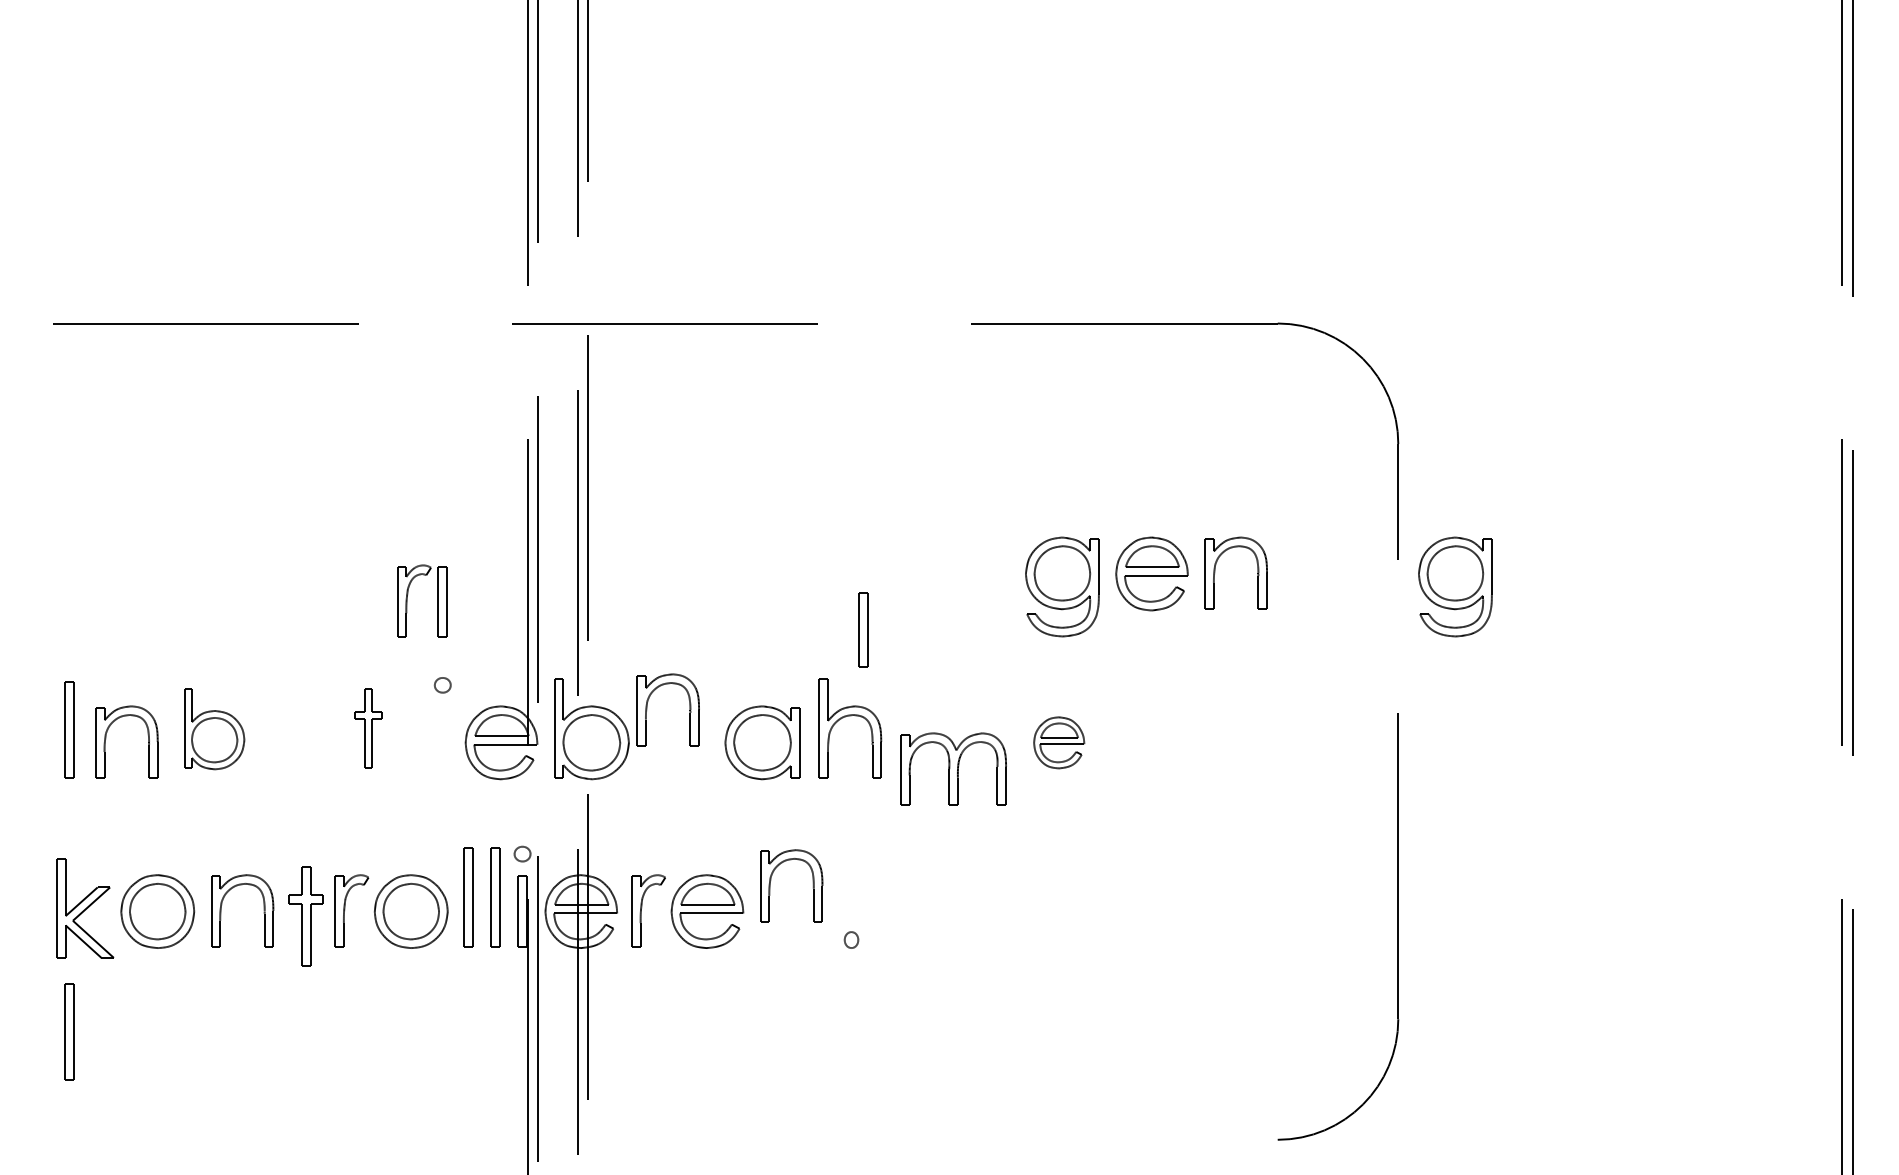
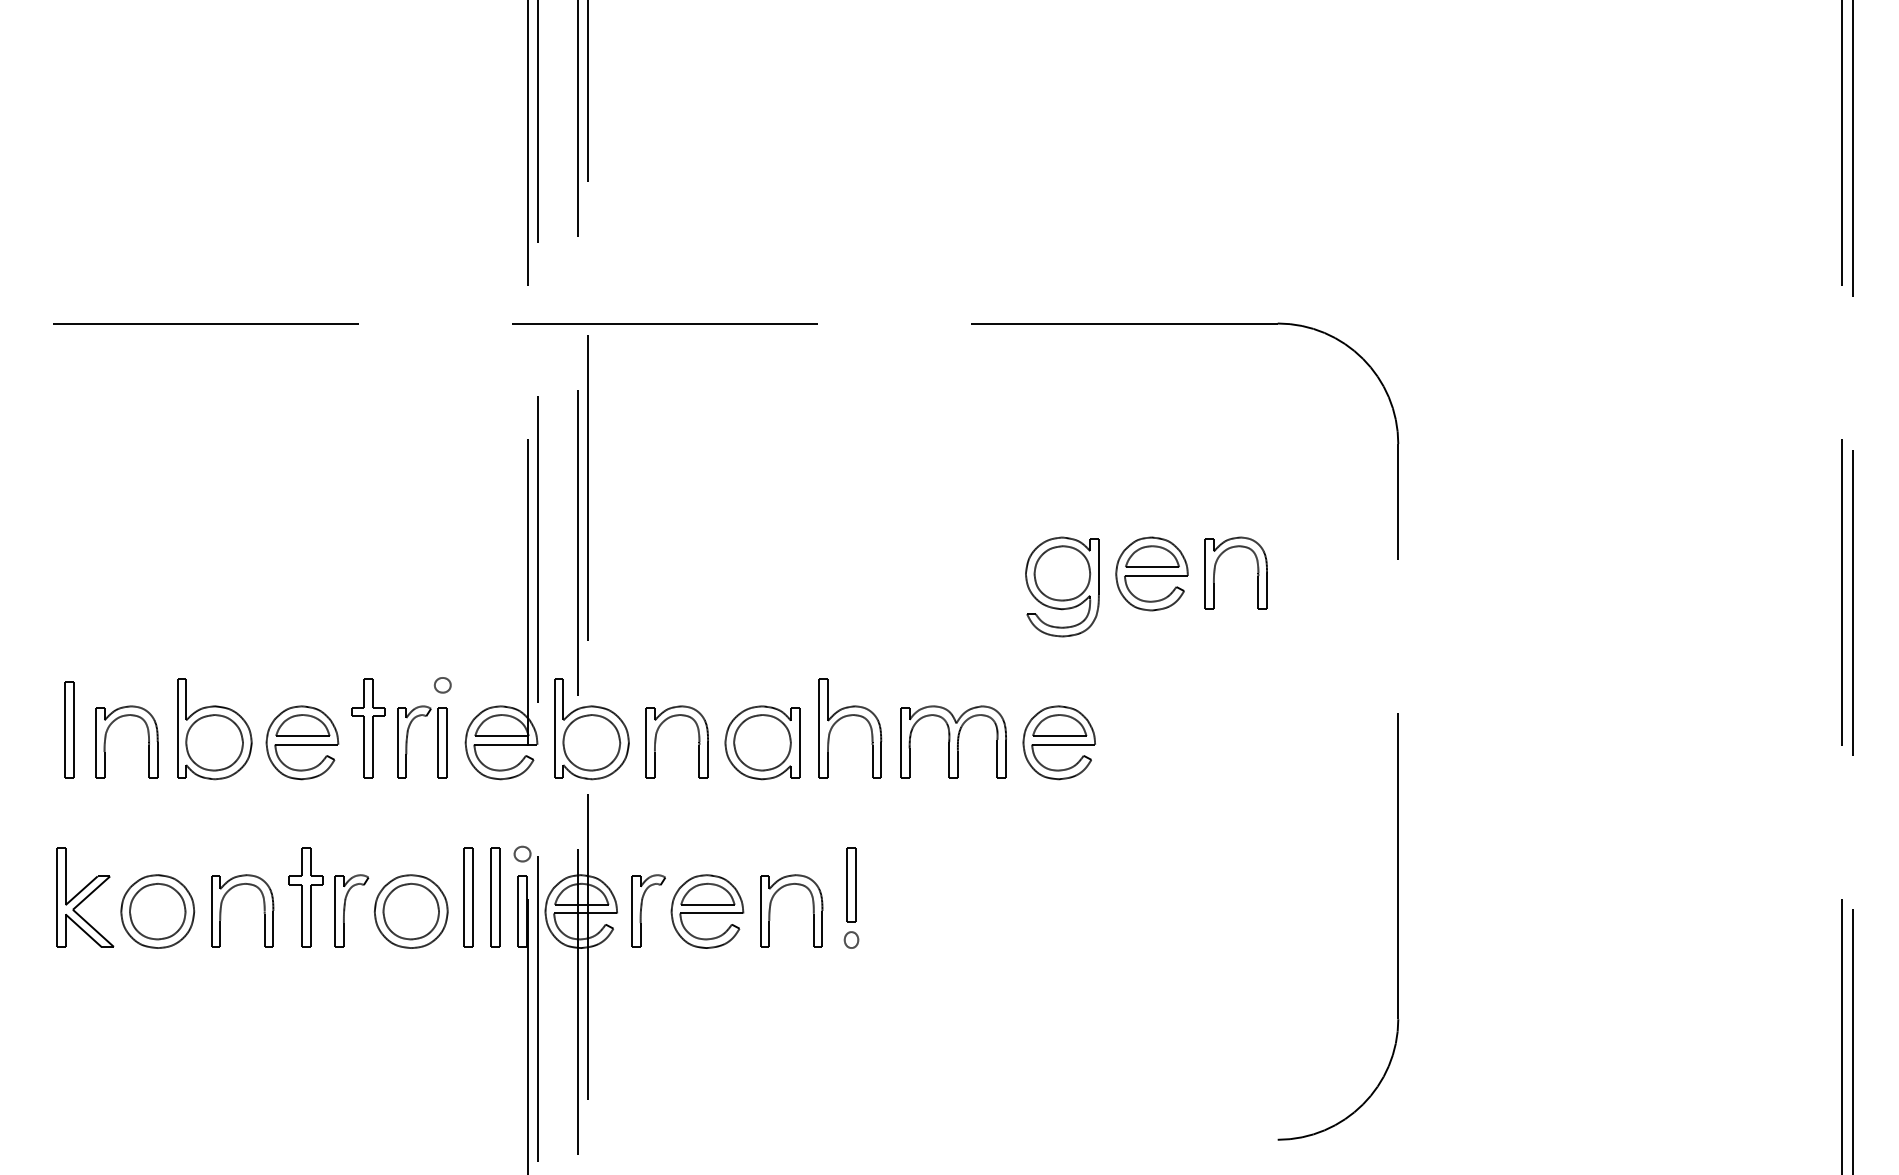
part: present -> none (1455, 586)
part position: (407, 600) -> (407, 741) (407, 741)
part position: (863, 629) -> (851, 884) (851, 884)
part position: (647, 709) -> (656, 741) (656, 741)
part size: 29x81 px -> 35x101 px (368, 728)
part size: 62x83 px -> 76x103 px (214, 729)
part: none -> present (302, 742)
part size: 53x54 px -> 74x76 px (1058, 742)
part position: (953, 768) -> (953, 741) (953, 741)
part position: (771, 880) -> (771, 905) (771, 905)
part position: (85, 908) -> (85, 897) (85, 897)
part position: (305, 916) -> (305, 897) (305, 897)
part: present -> none (69, 1031)
